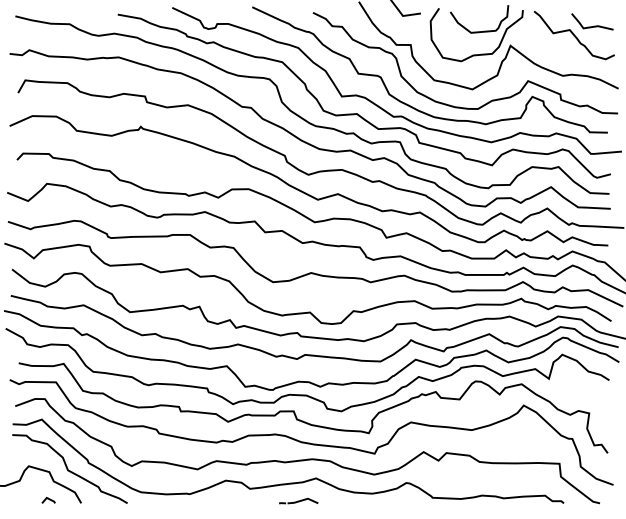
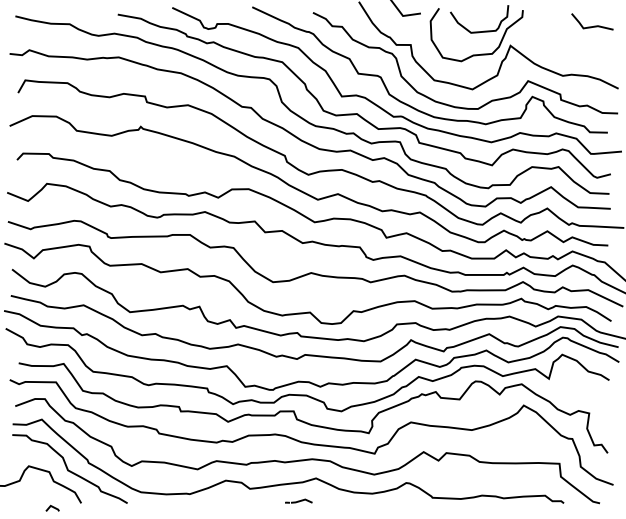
curve: present -> none (573, 35)
line position: (48, 499) -> (52, 507) (52, 507)
part size: 40x7 px -> 28x6 px (298, 500)
